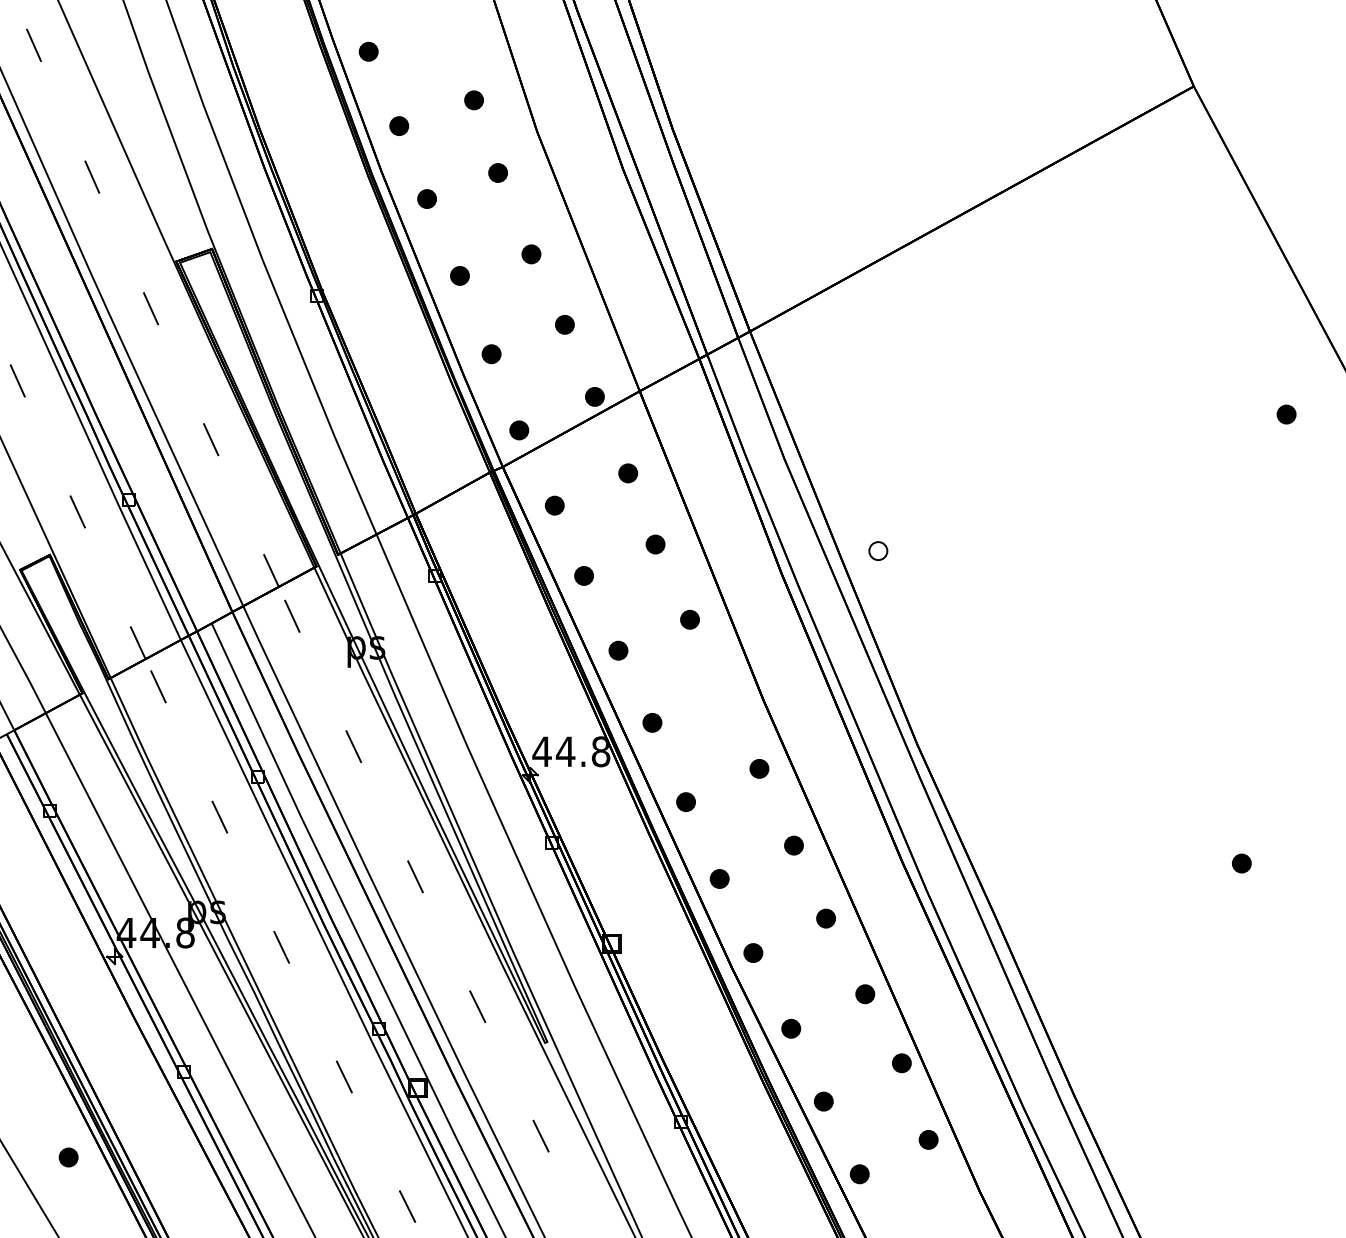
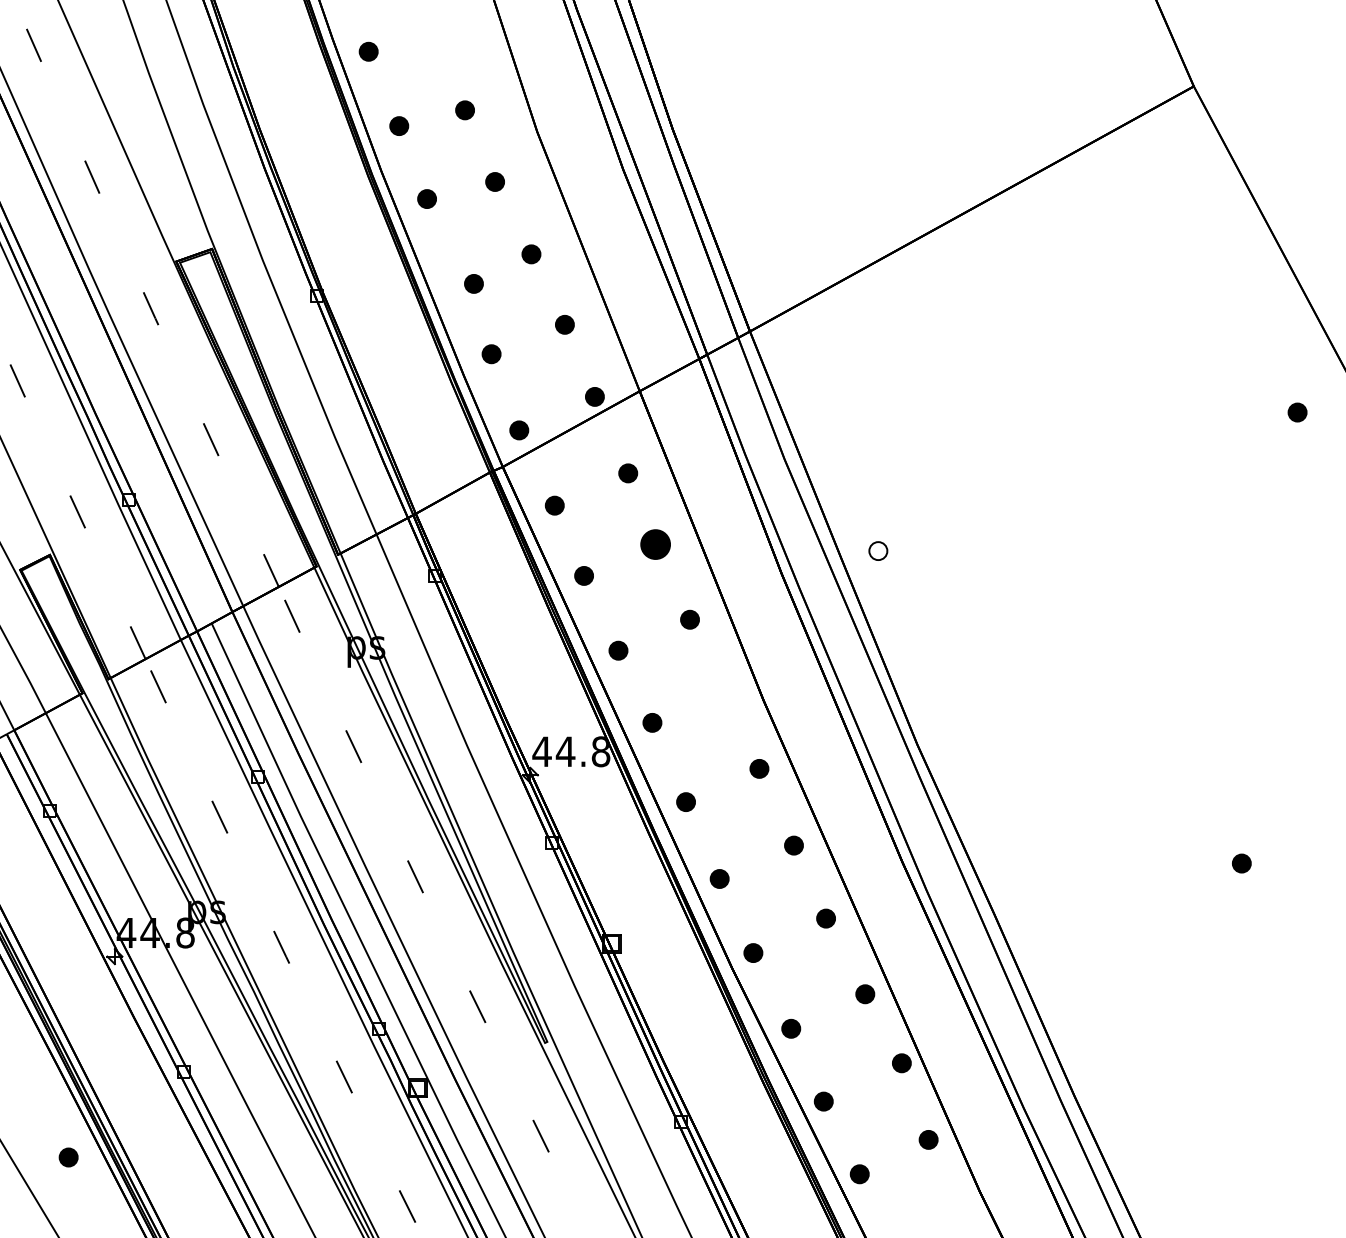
part position: (473, 100) -> (464, 110) (464, 110)
part position: (497, 172) -> (494, 181) (494, 181)
part position: (459, 275) -> (473, 283) (473, 283)
part position: (1286, 414) -> (1297, 412) (1297, 412)
part size: 21x21 px -> 31x31 px (655, 544)
